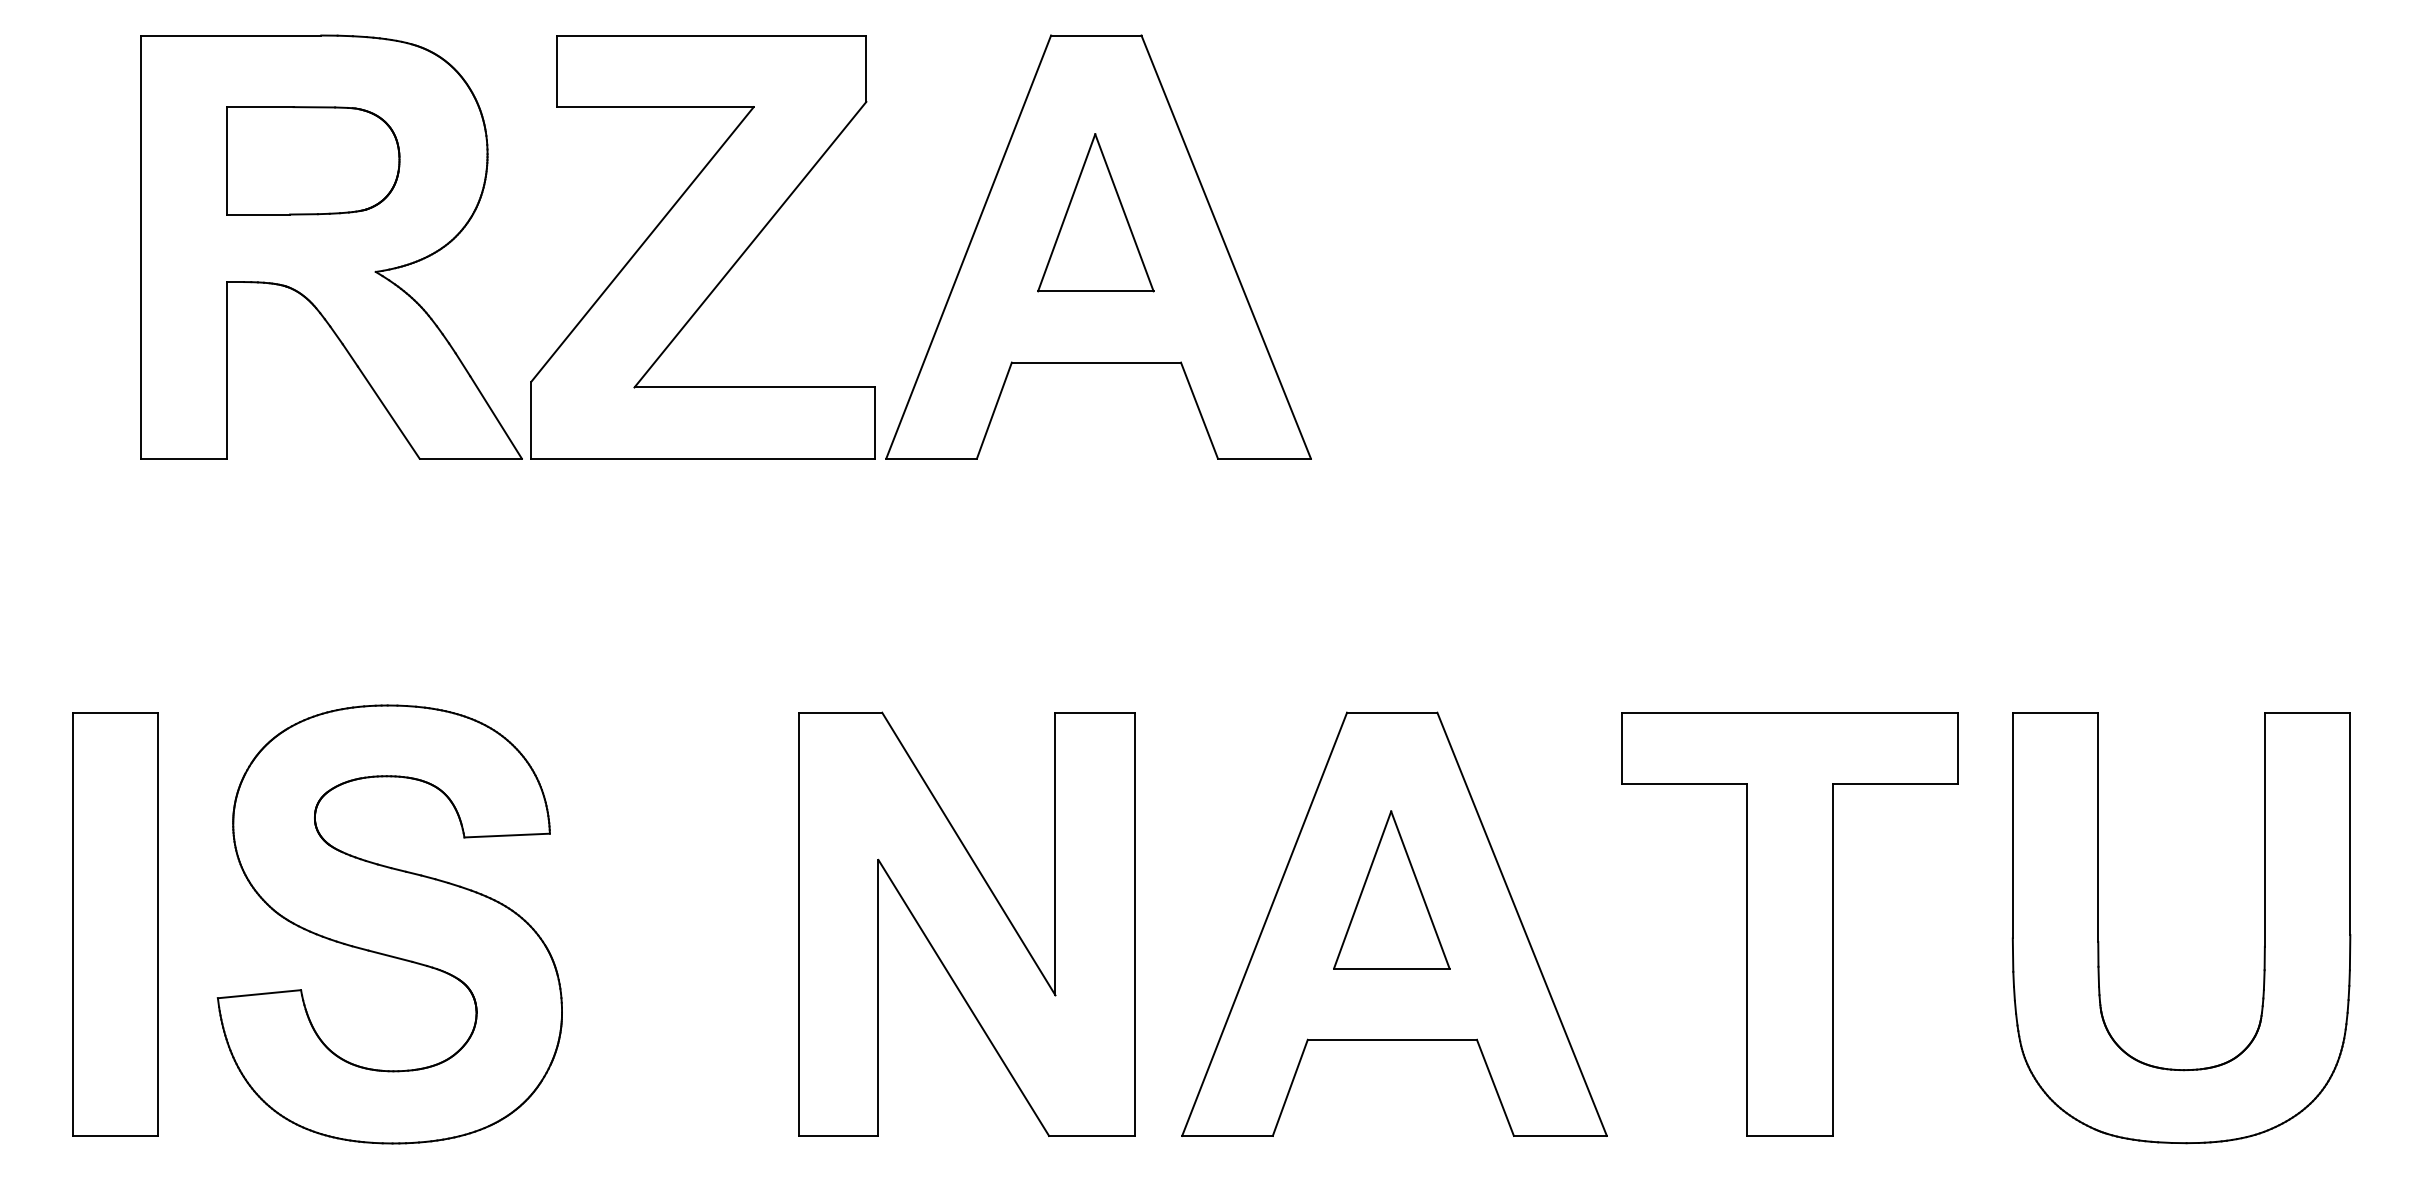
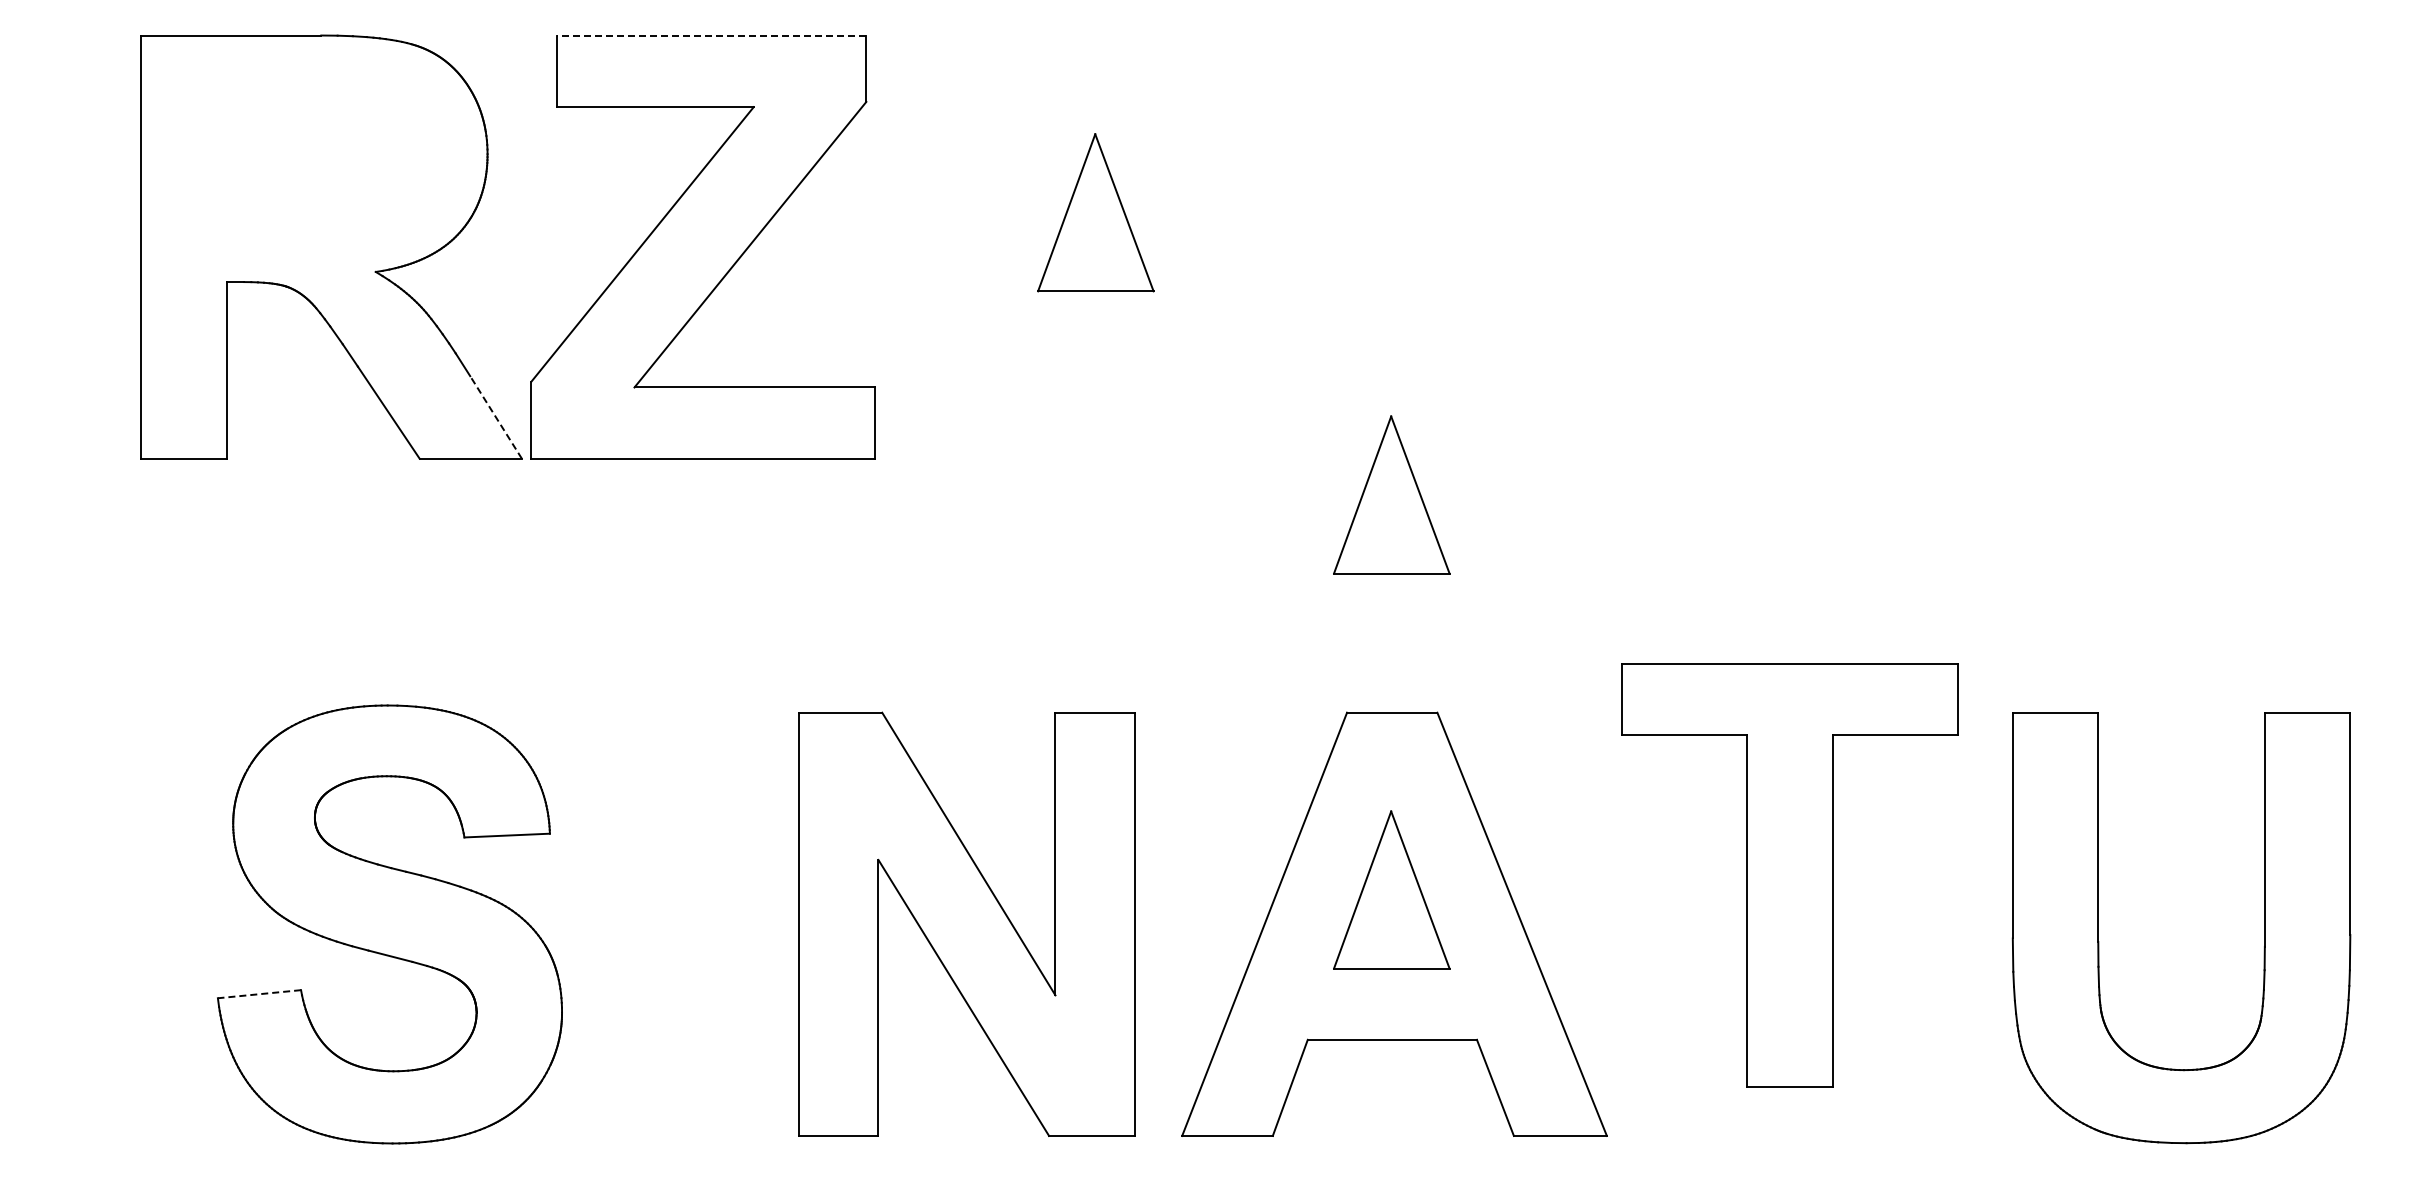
line: solid -> dashed (711, 35)
part: present -> none (313, 160)
part: present -> none (1098, 246)
line: solid -> dashed (496, 417)
part: none -> present (1391, 494)
part: present -> none (115, 924)
part position: (1789, 924) -> (1789, 875) (1789, 875)
line: solid -> dashed (259, 994)
